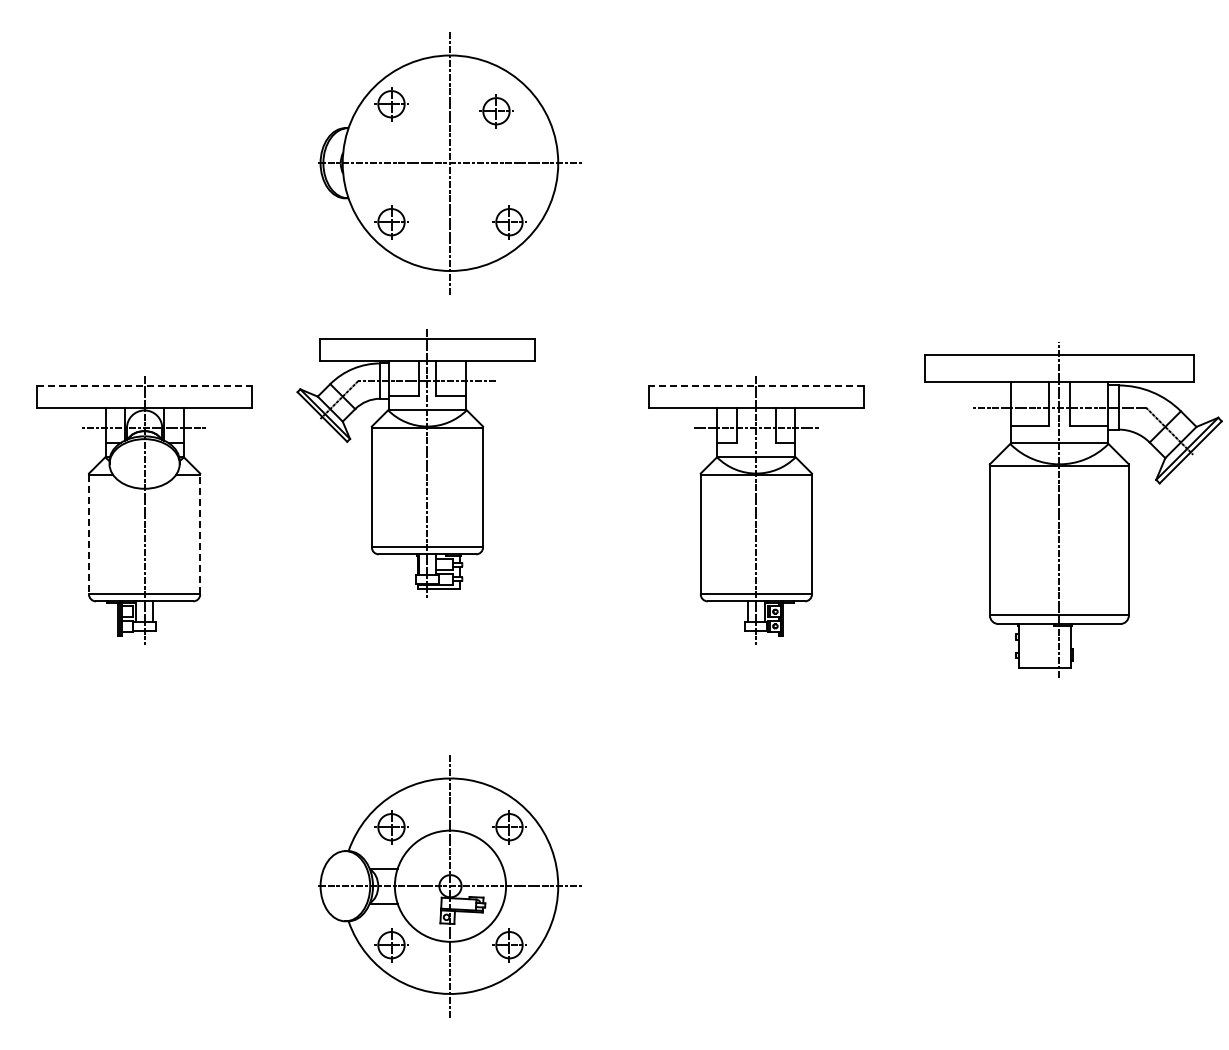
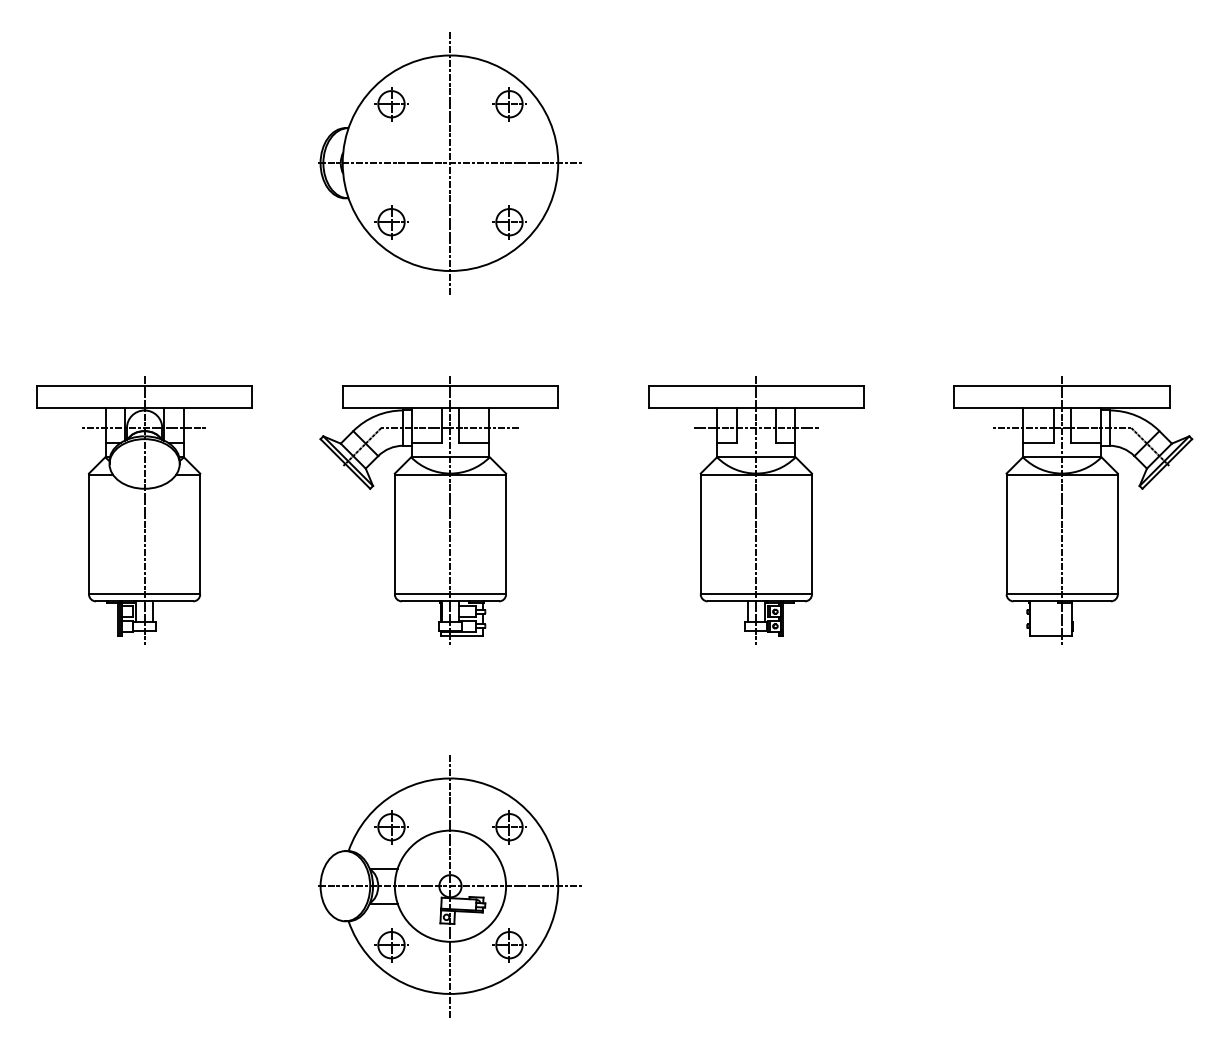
part position: (496, 111) -> (509, 104) (509, 104)
line: dashed -> solid (144, 385)
line: dashed -> solid (756, 385)
part position: (415, 463) -> (438, 510) (438, 510)
part size: 299x336 px -> 241x269 px (1073, 510)
line: dashed -> solid (89, 534)
line: dashed -> solid (200, 534)
